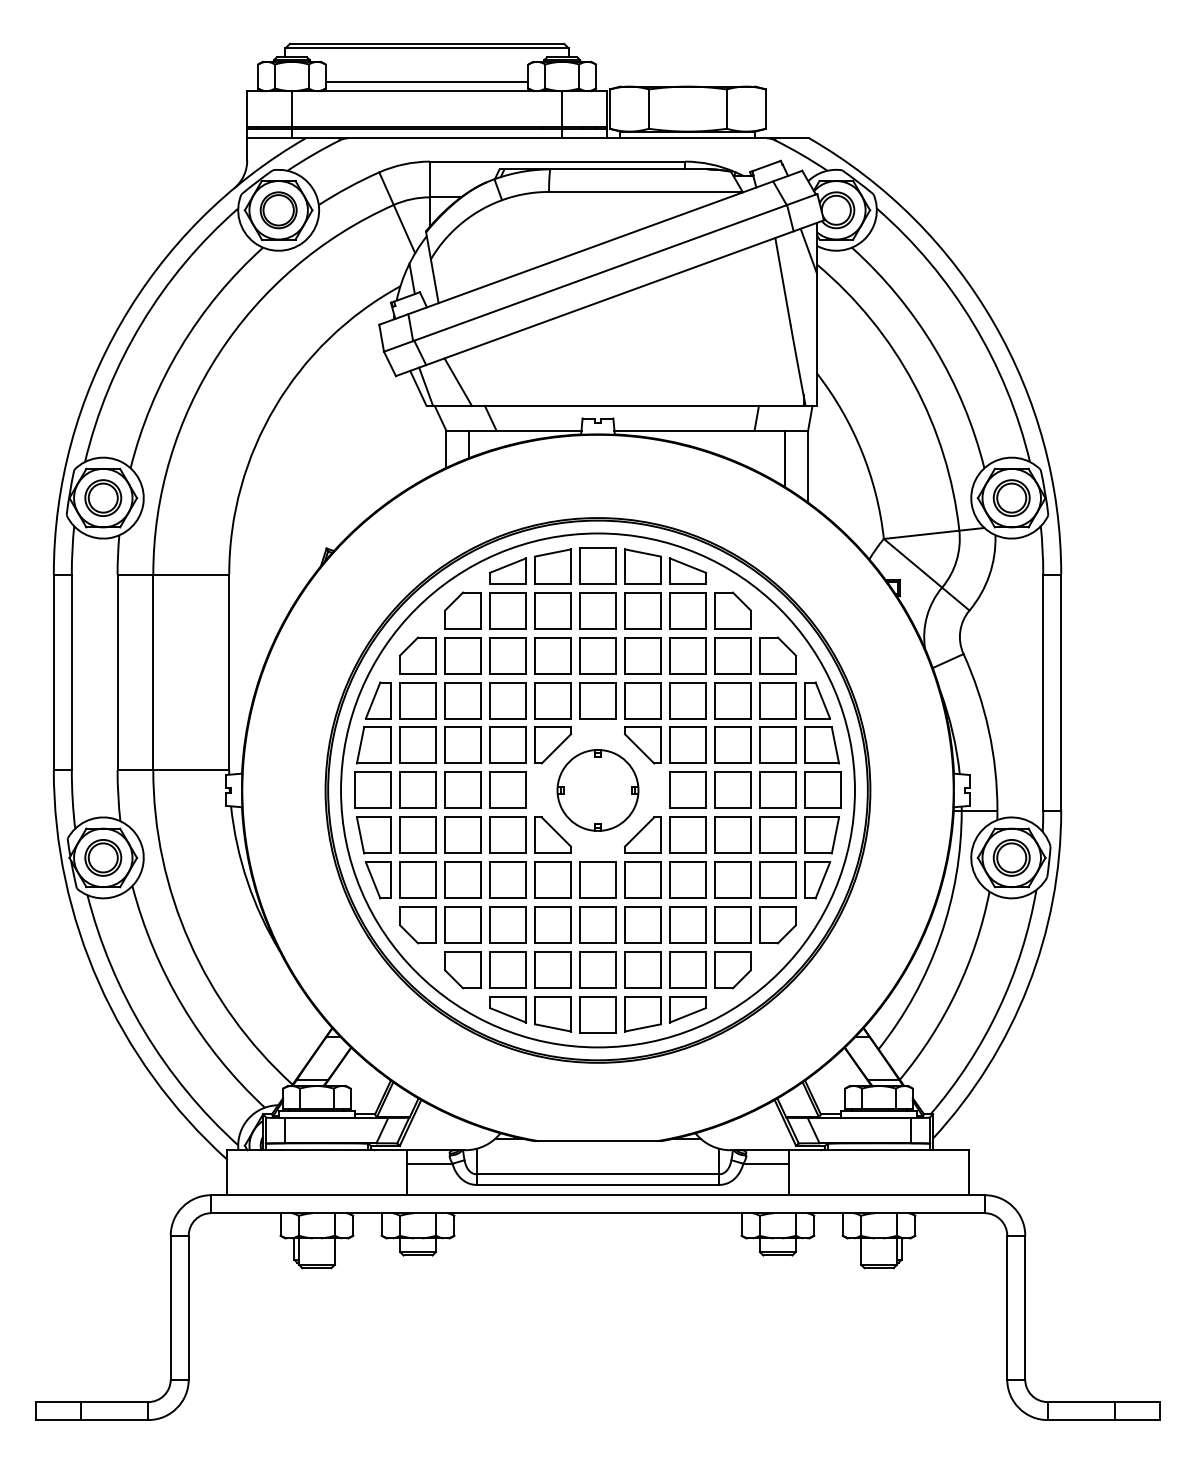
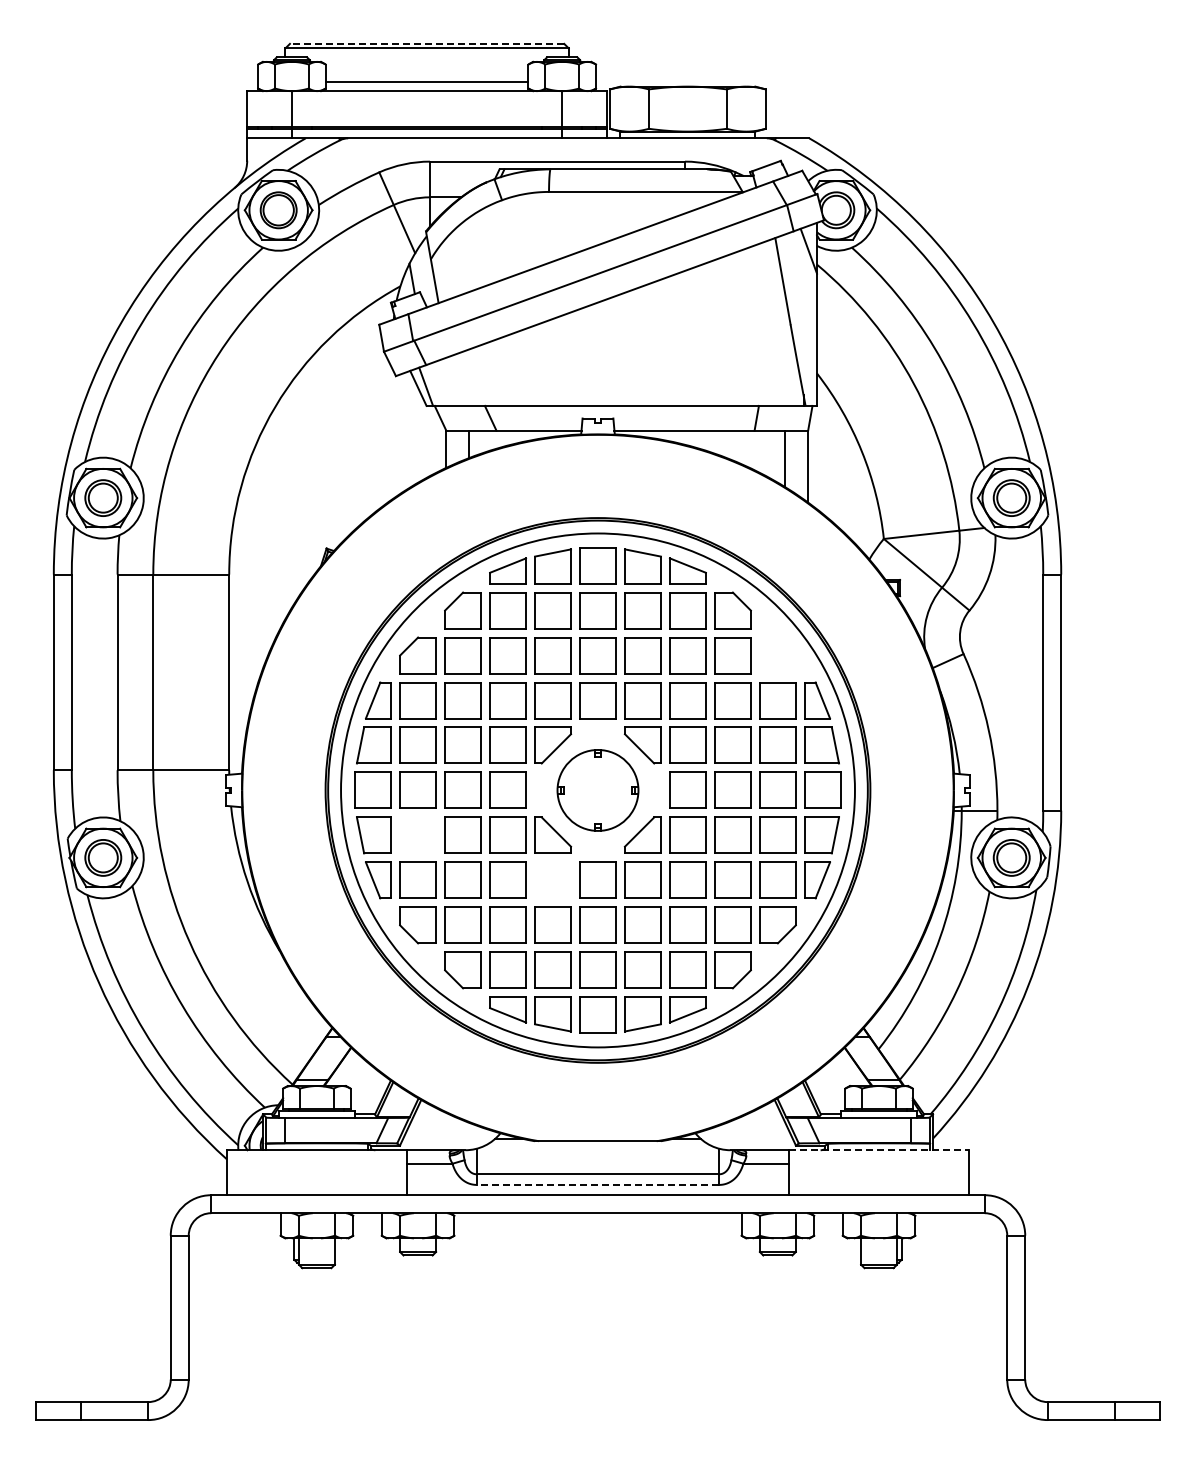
line: solid -> dashed (426, 43)
line: present -> none (457, 381)
part: present -> none (777, 655)
part: present -> none (417, 834)
part: present -> none (552, 879)
line: solid -> dashed (879, 1150)
line: solid -> dashed (597, 1184)
